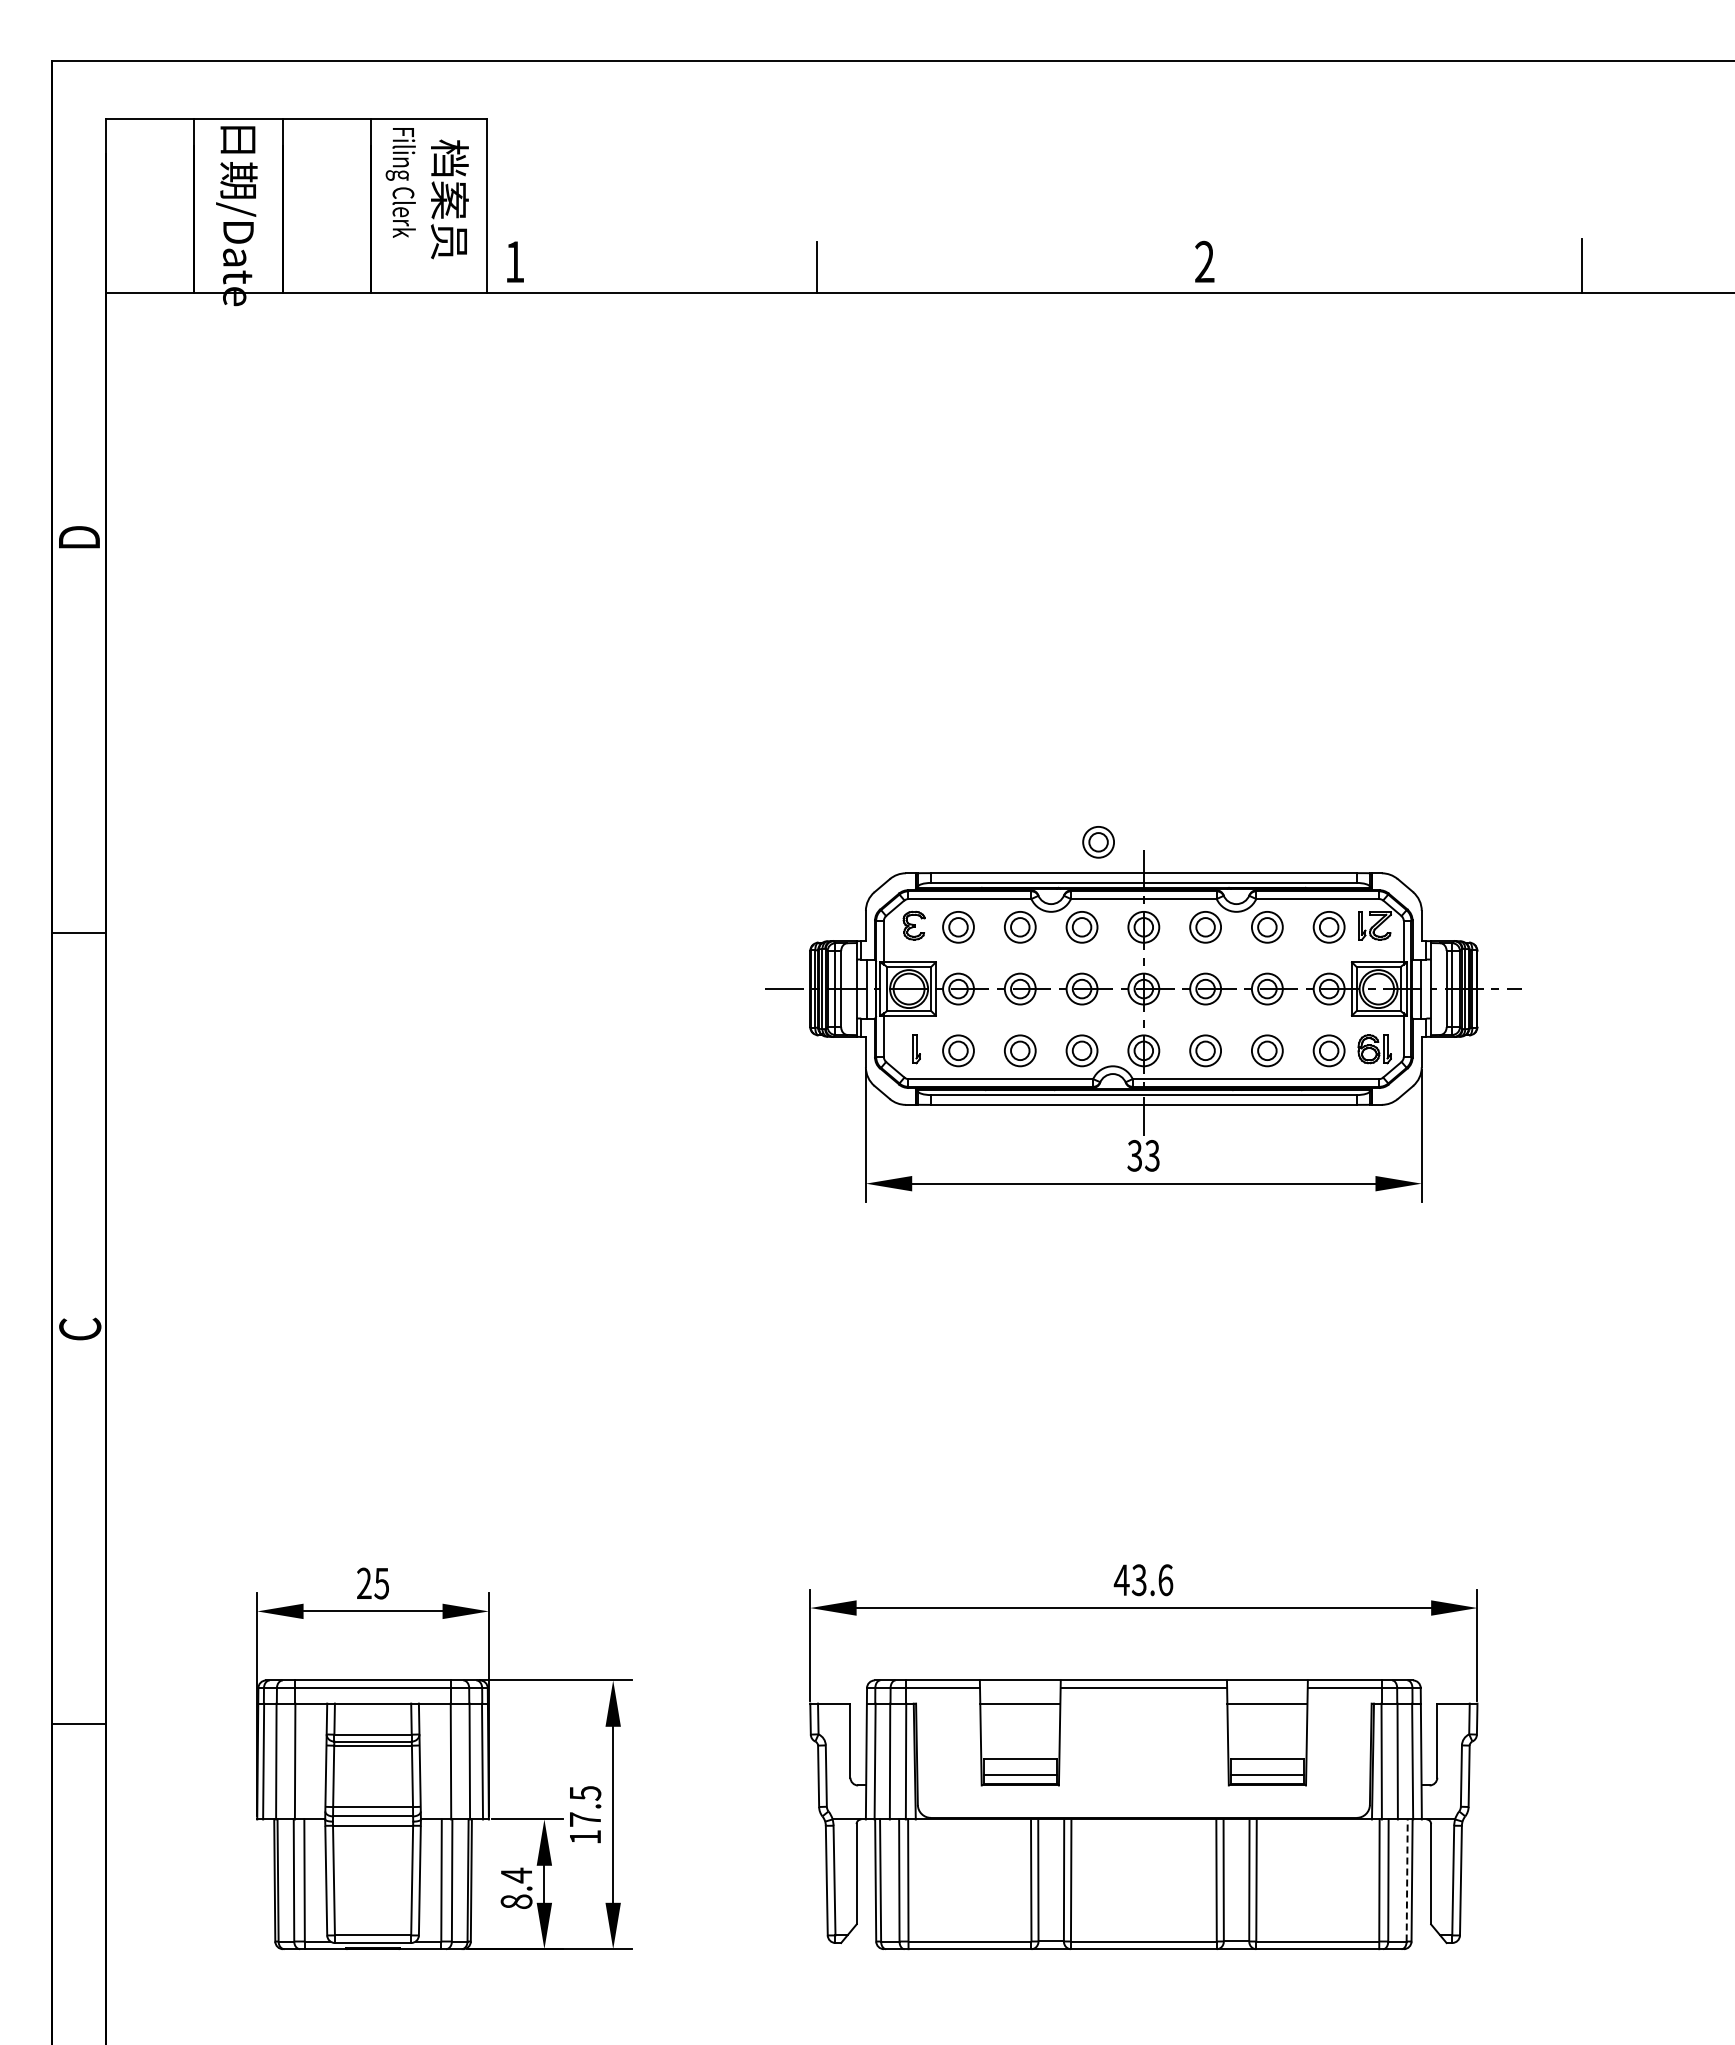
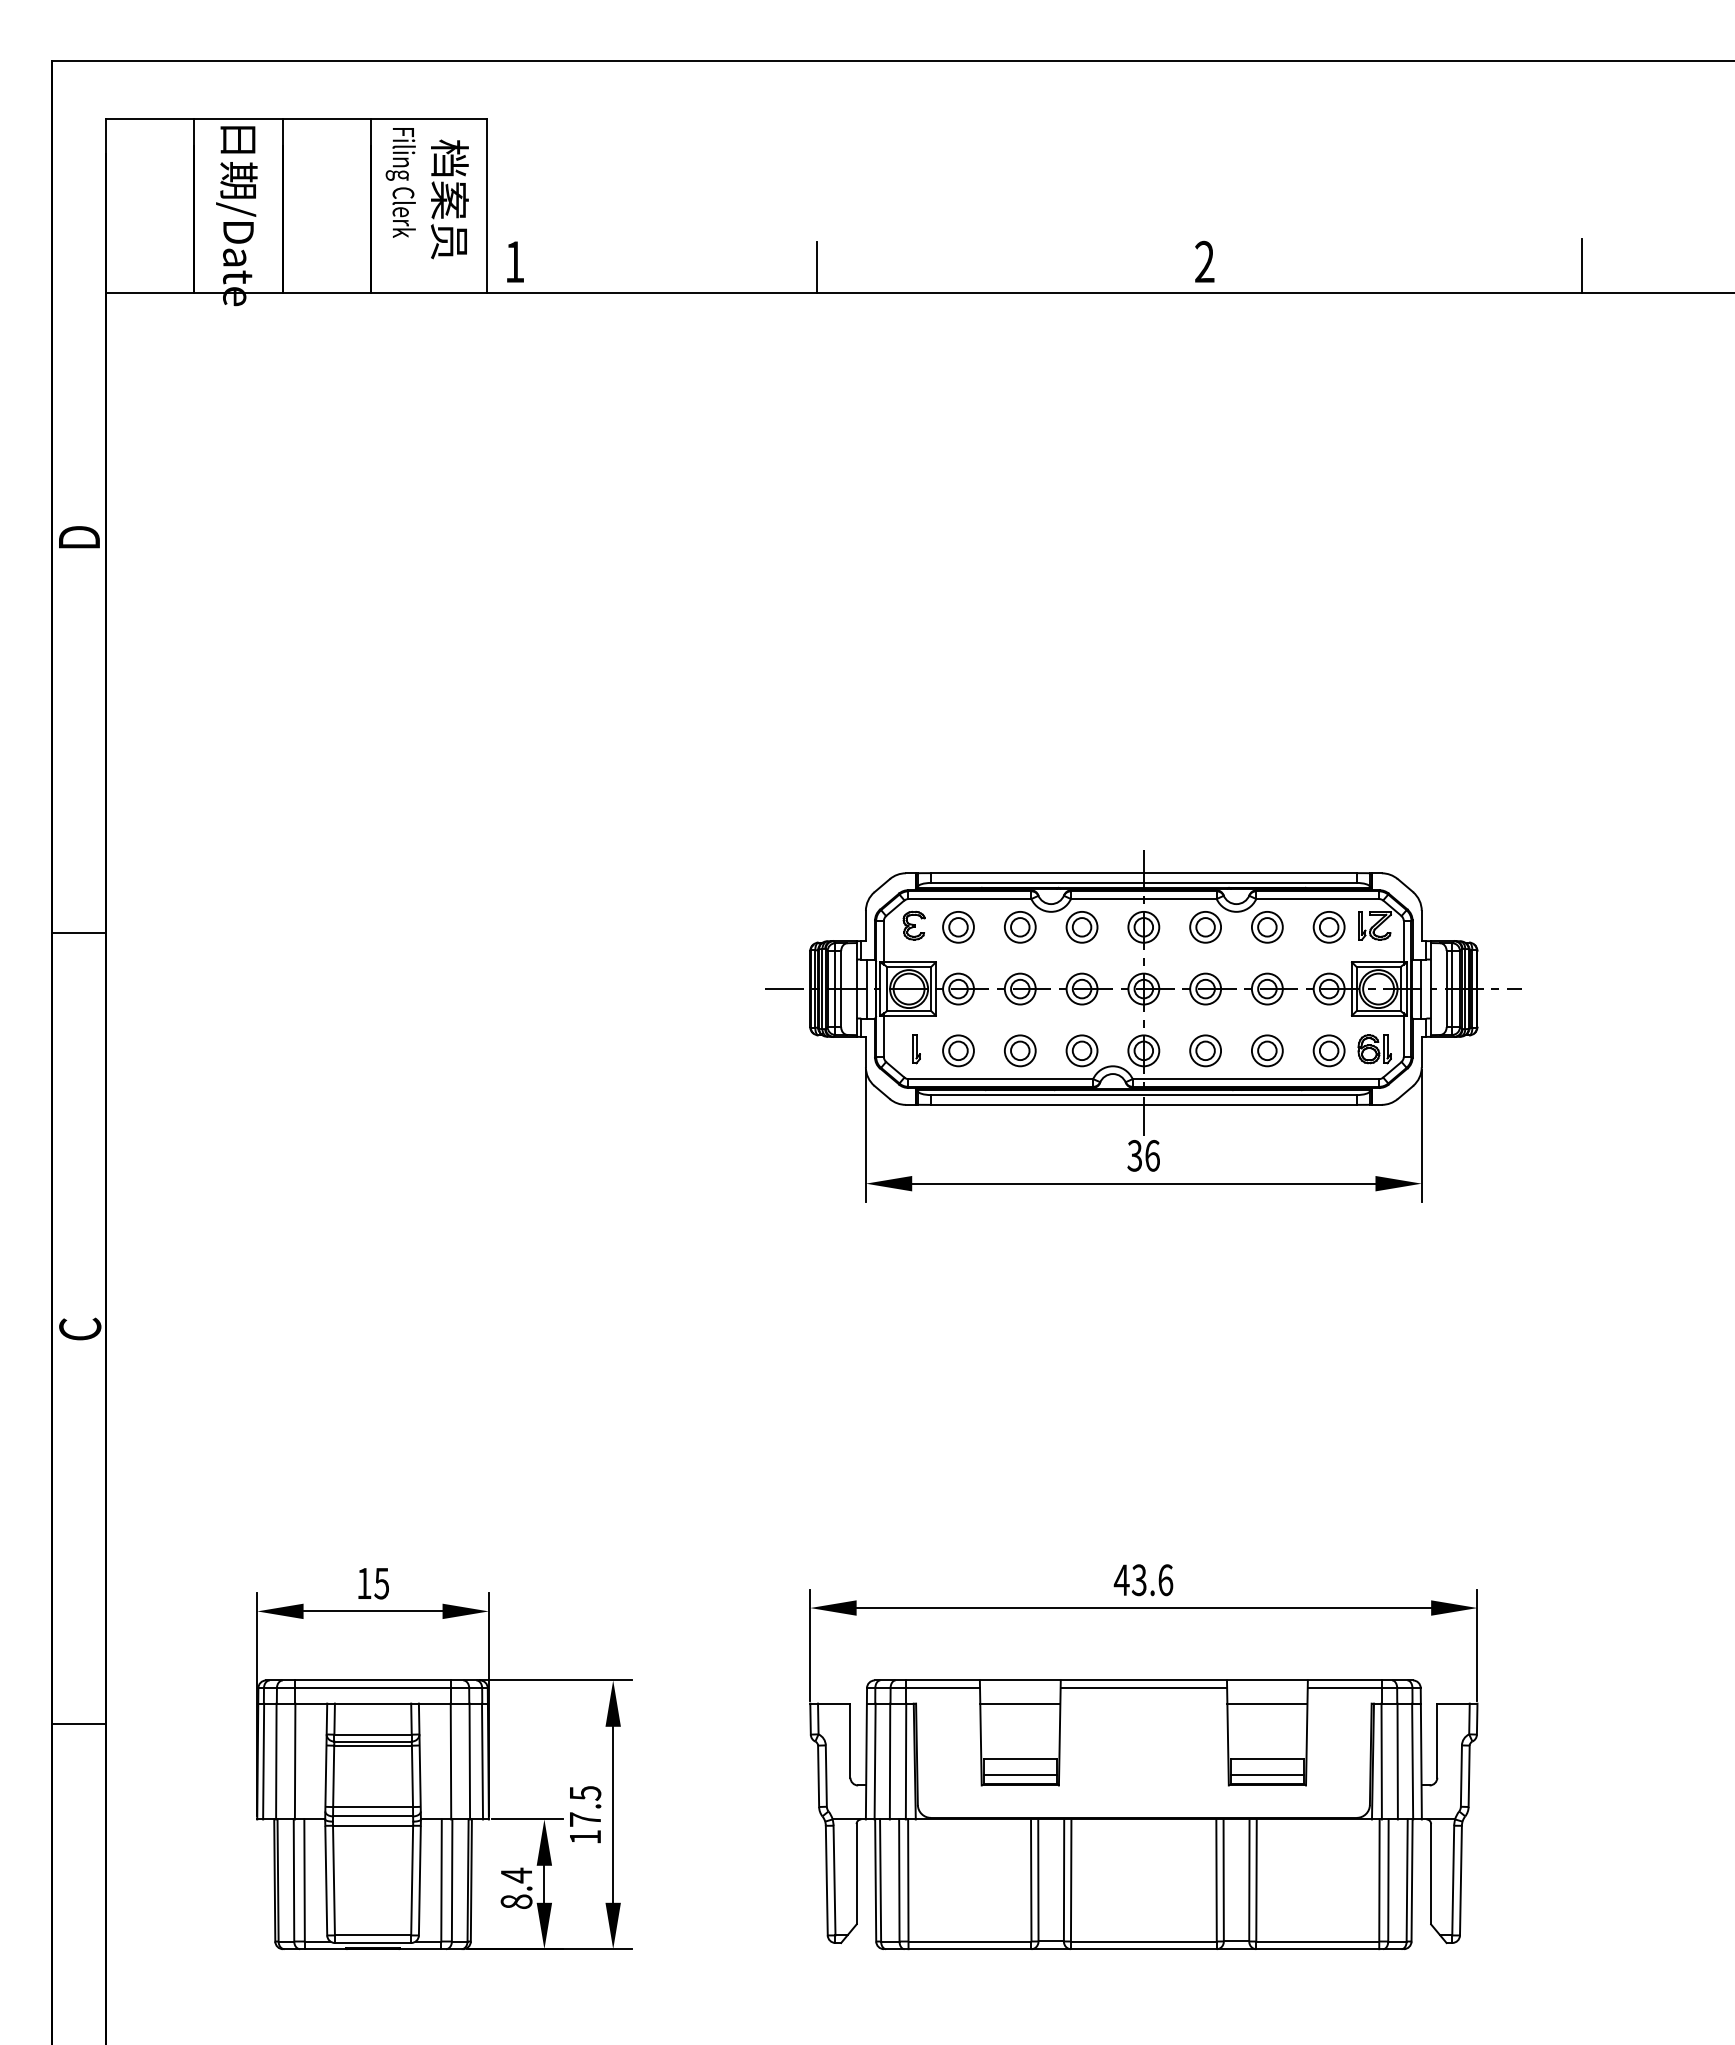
part: present -> none (1098, 842)
text: 33 -> 36 (1152, 1155)
text: 25 -> 15 (364, 1582)
line: dashed -> solid (1407, 1879)
